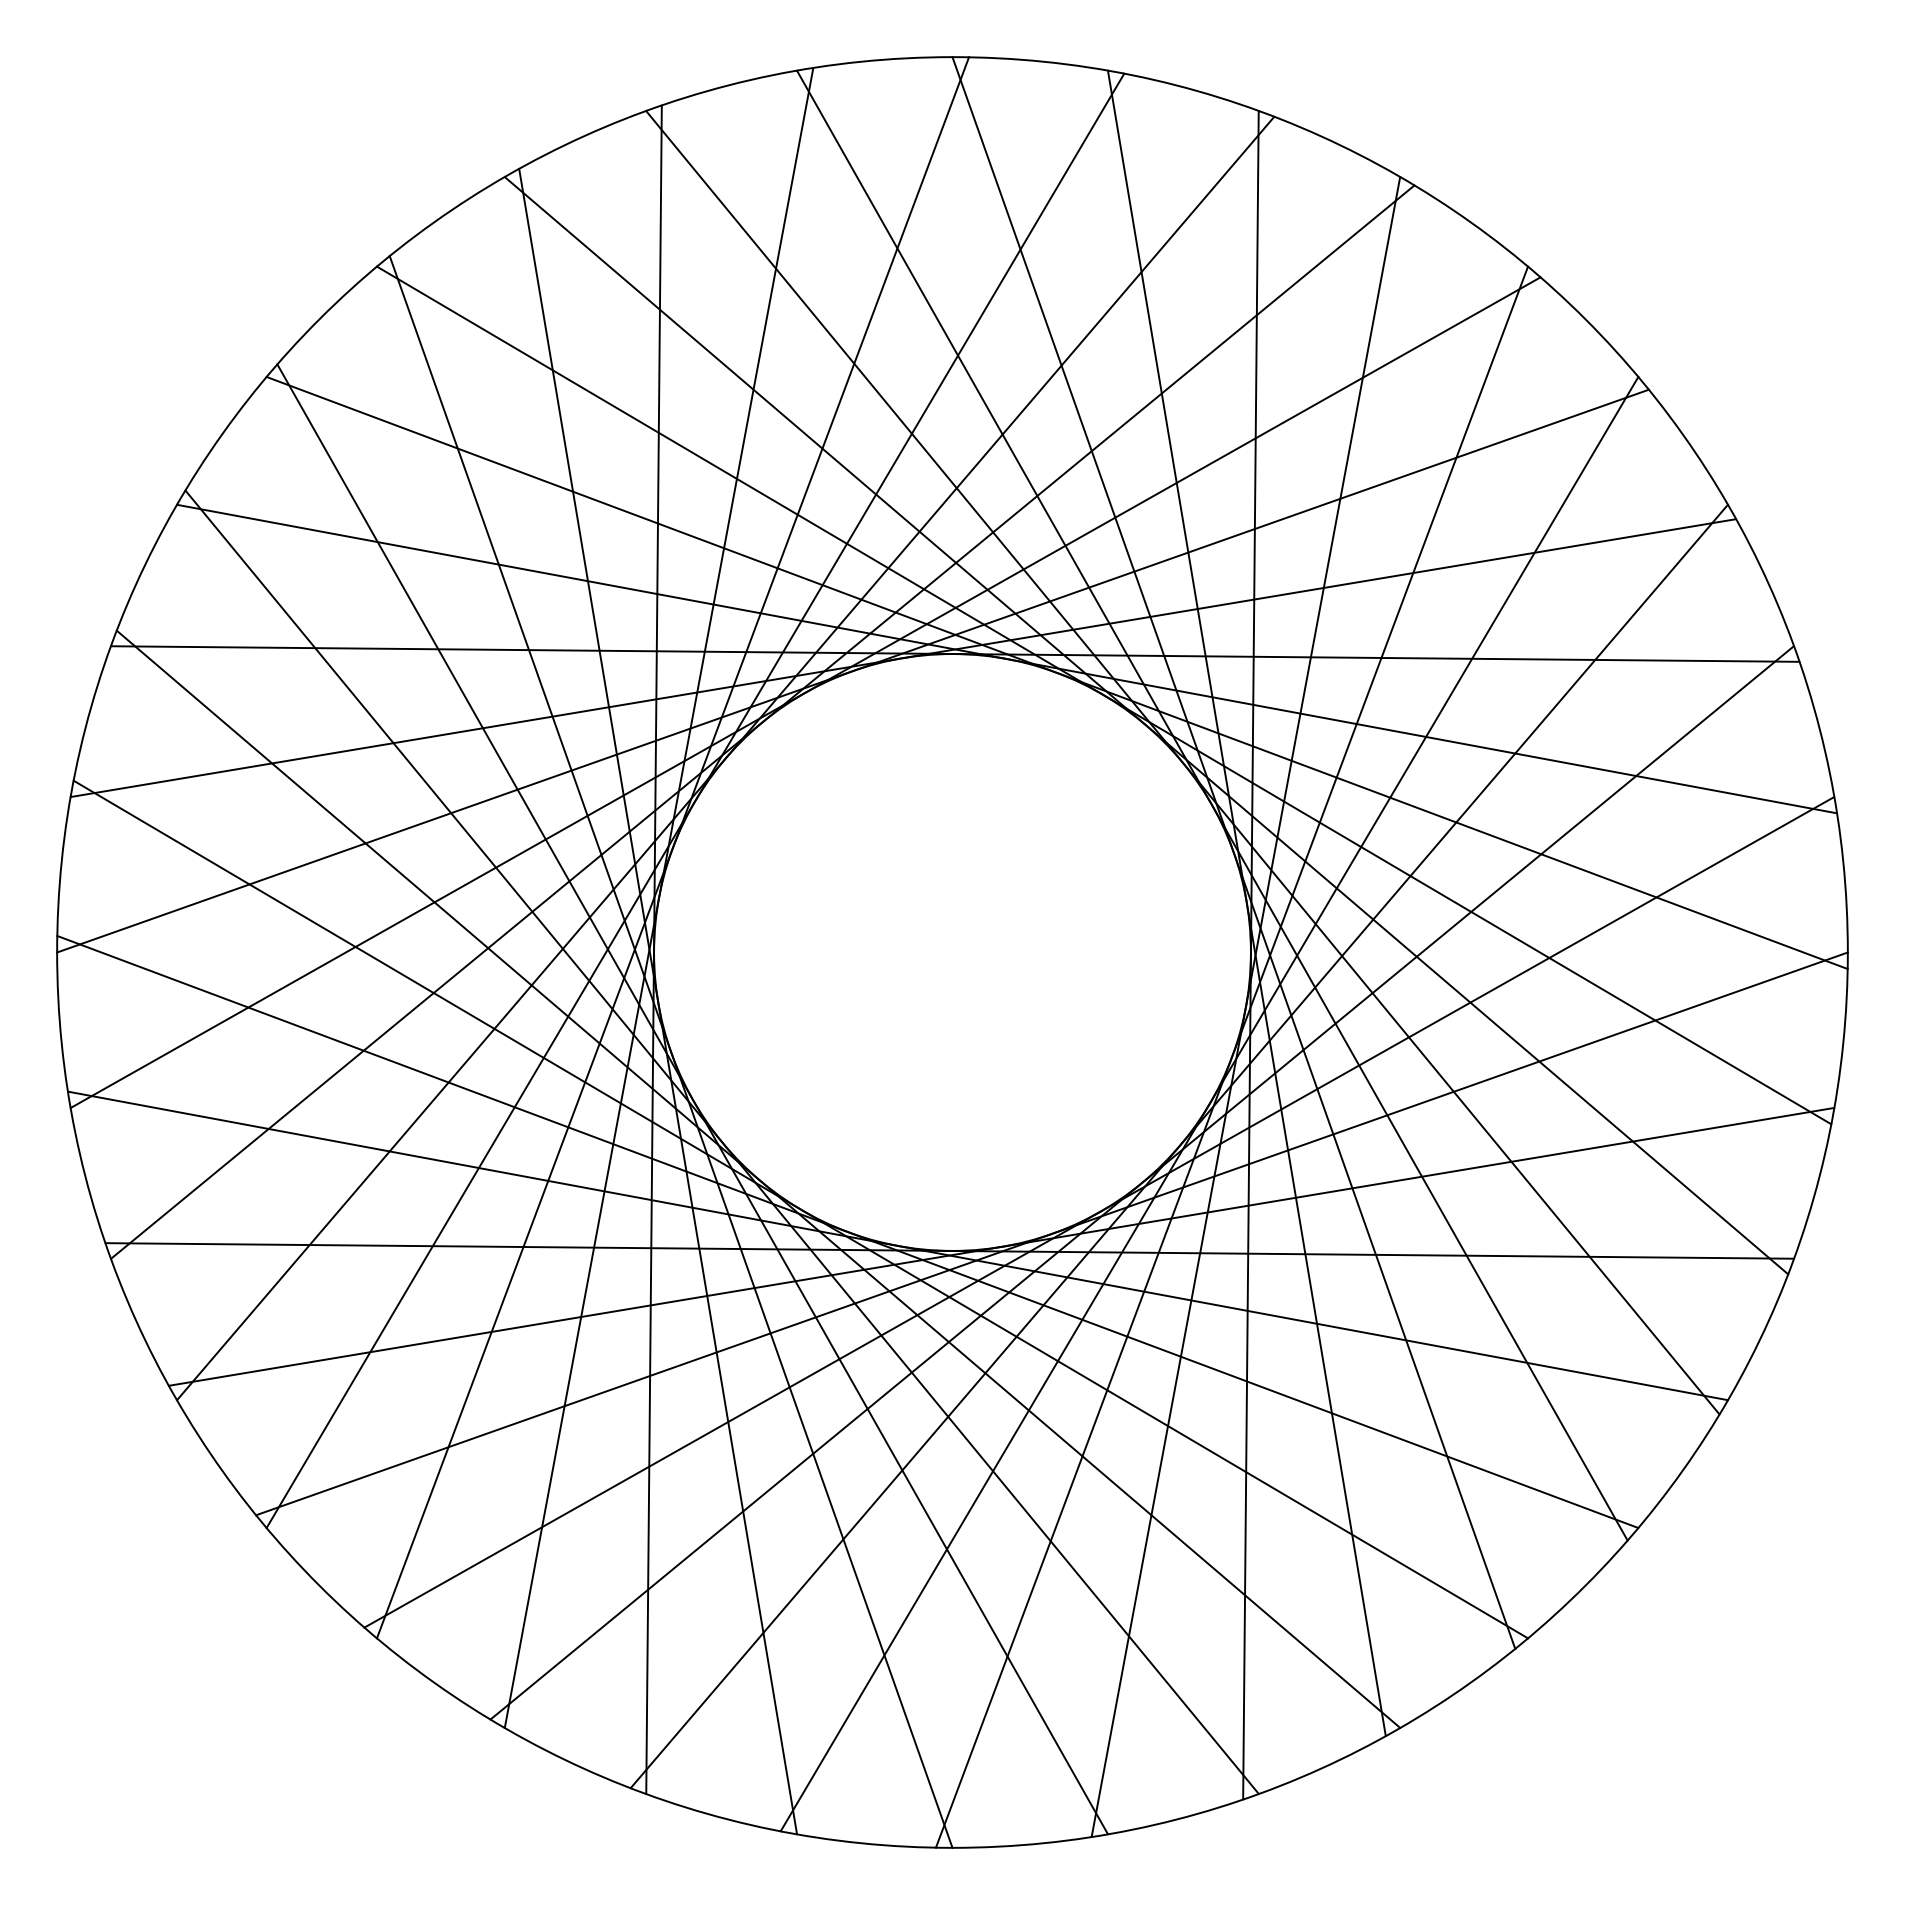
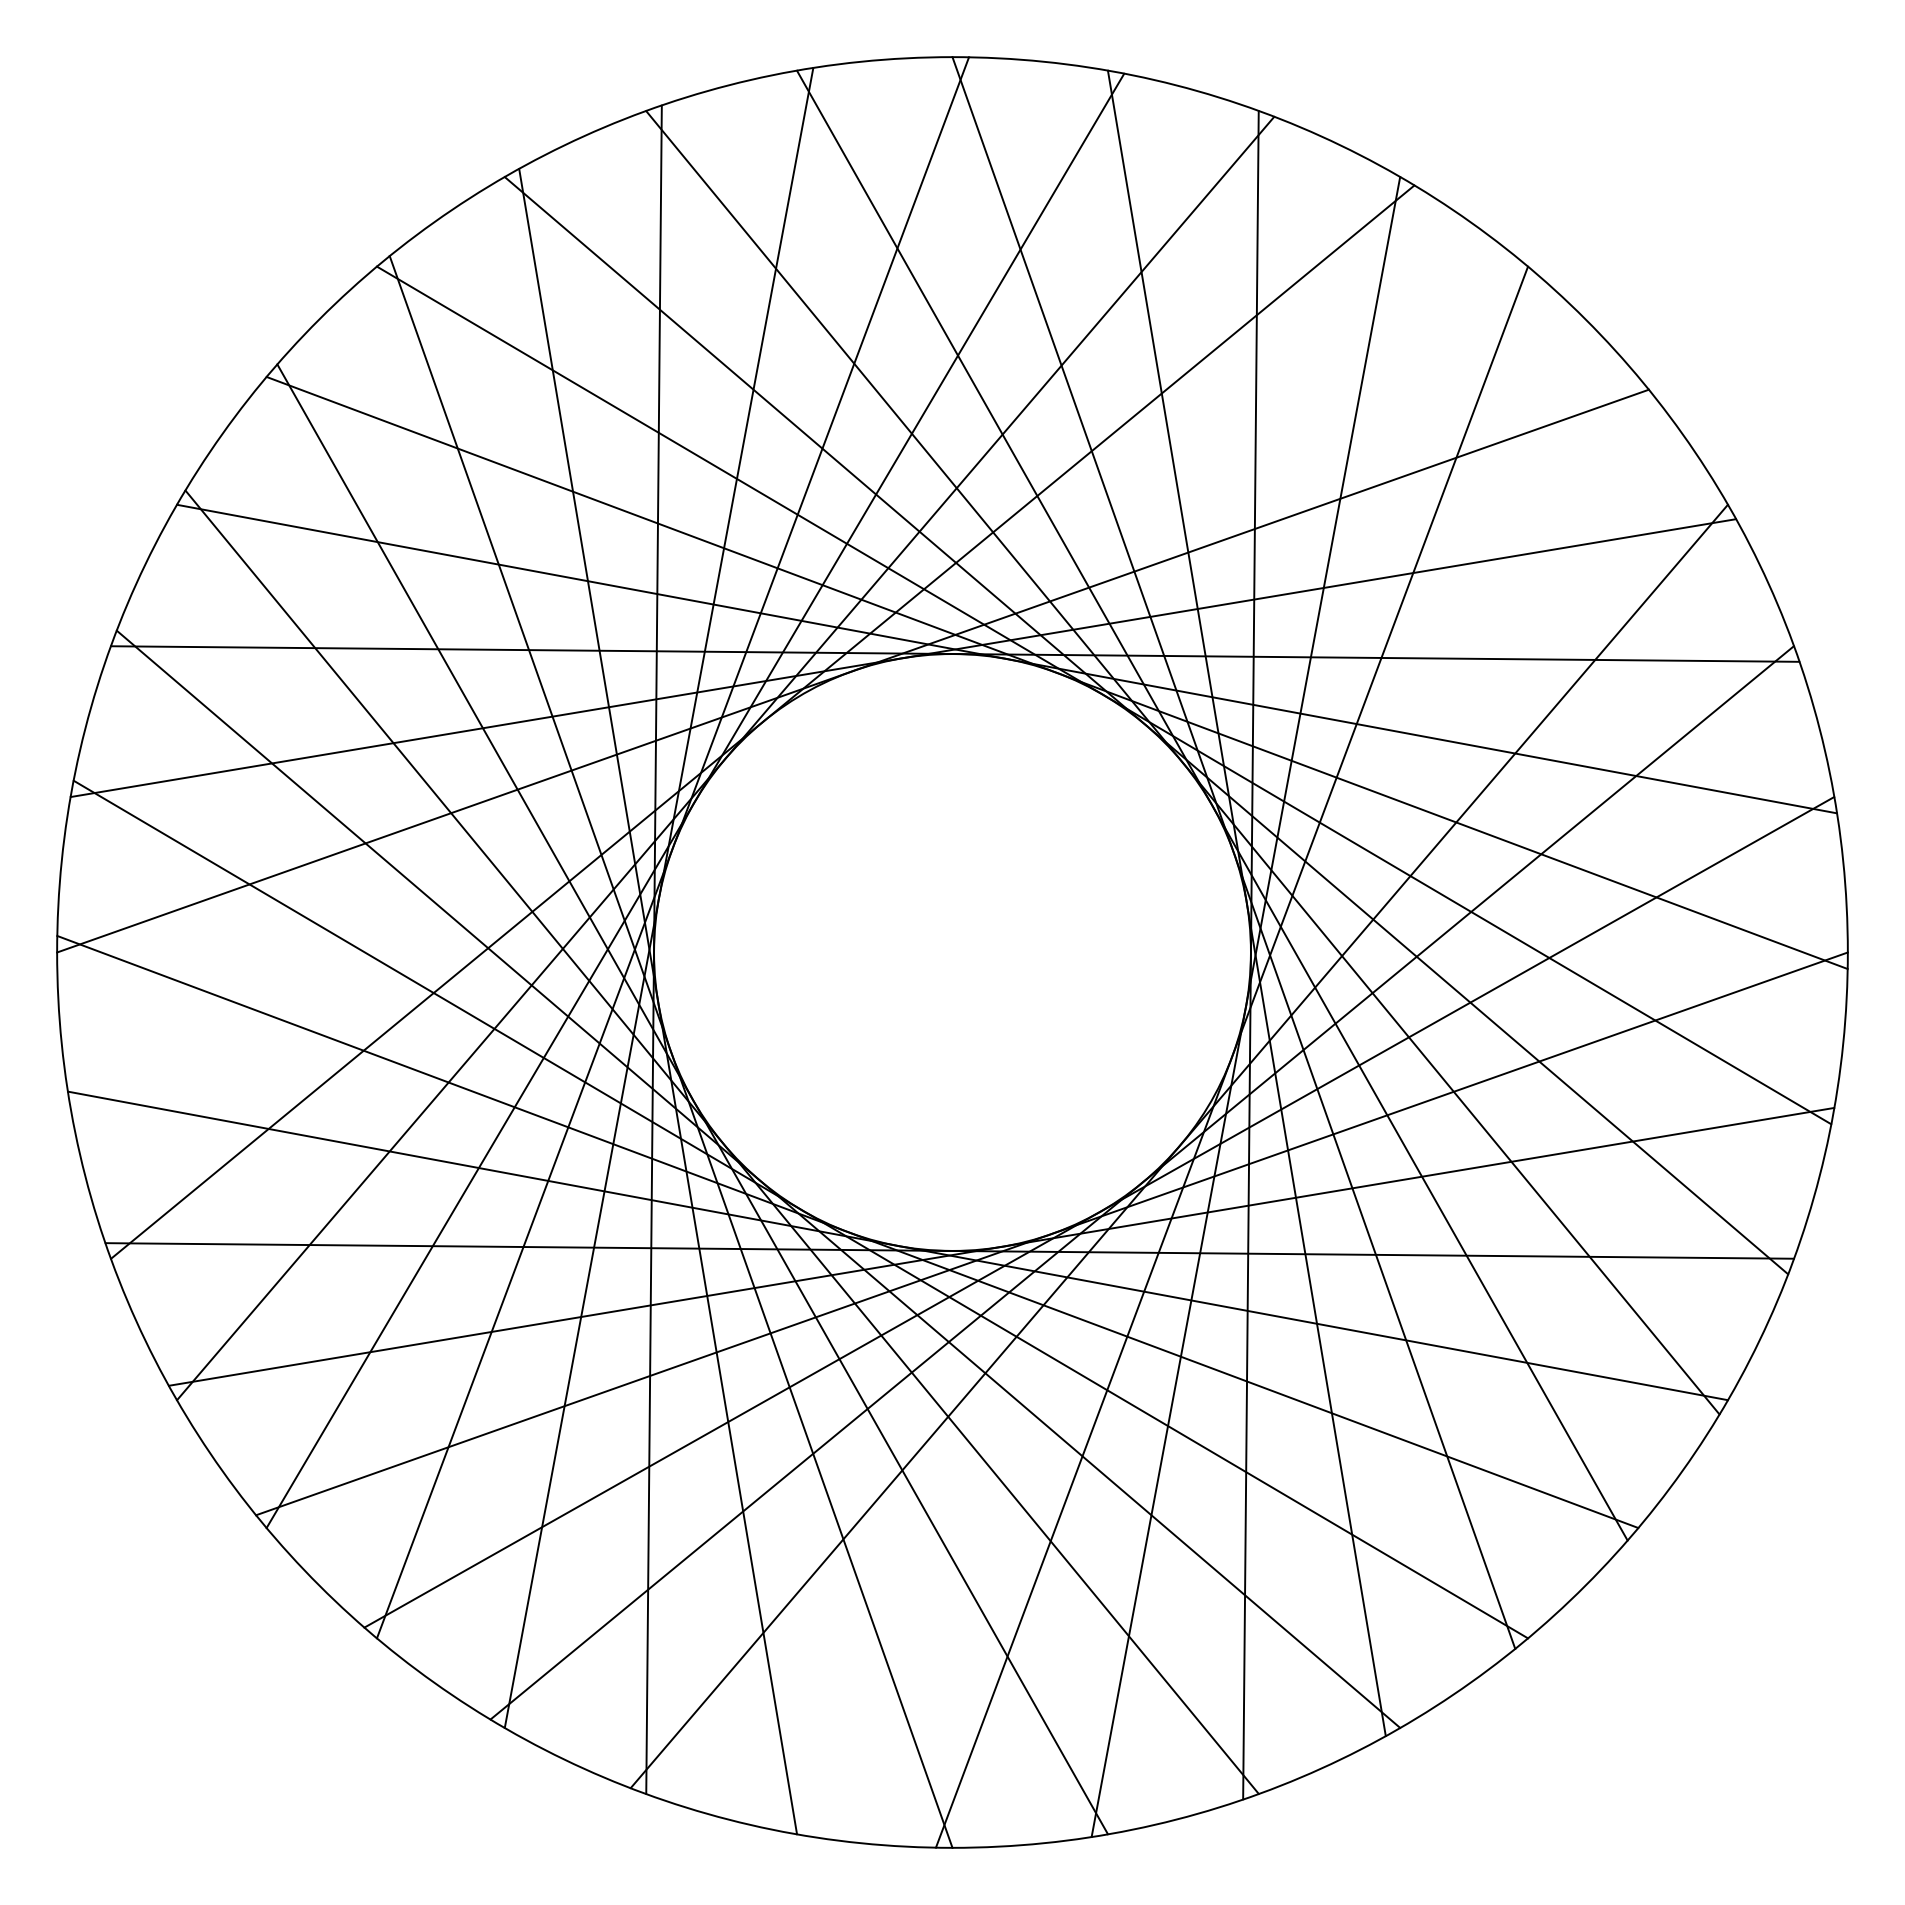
line: present -> none (805, 692)
line: present -> none (1209, 1103)
